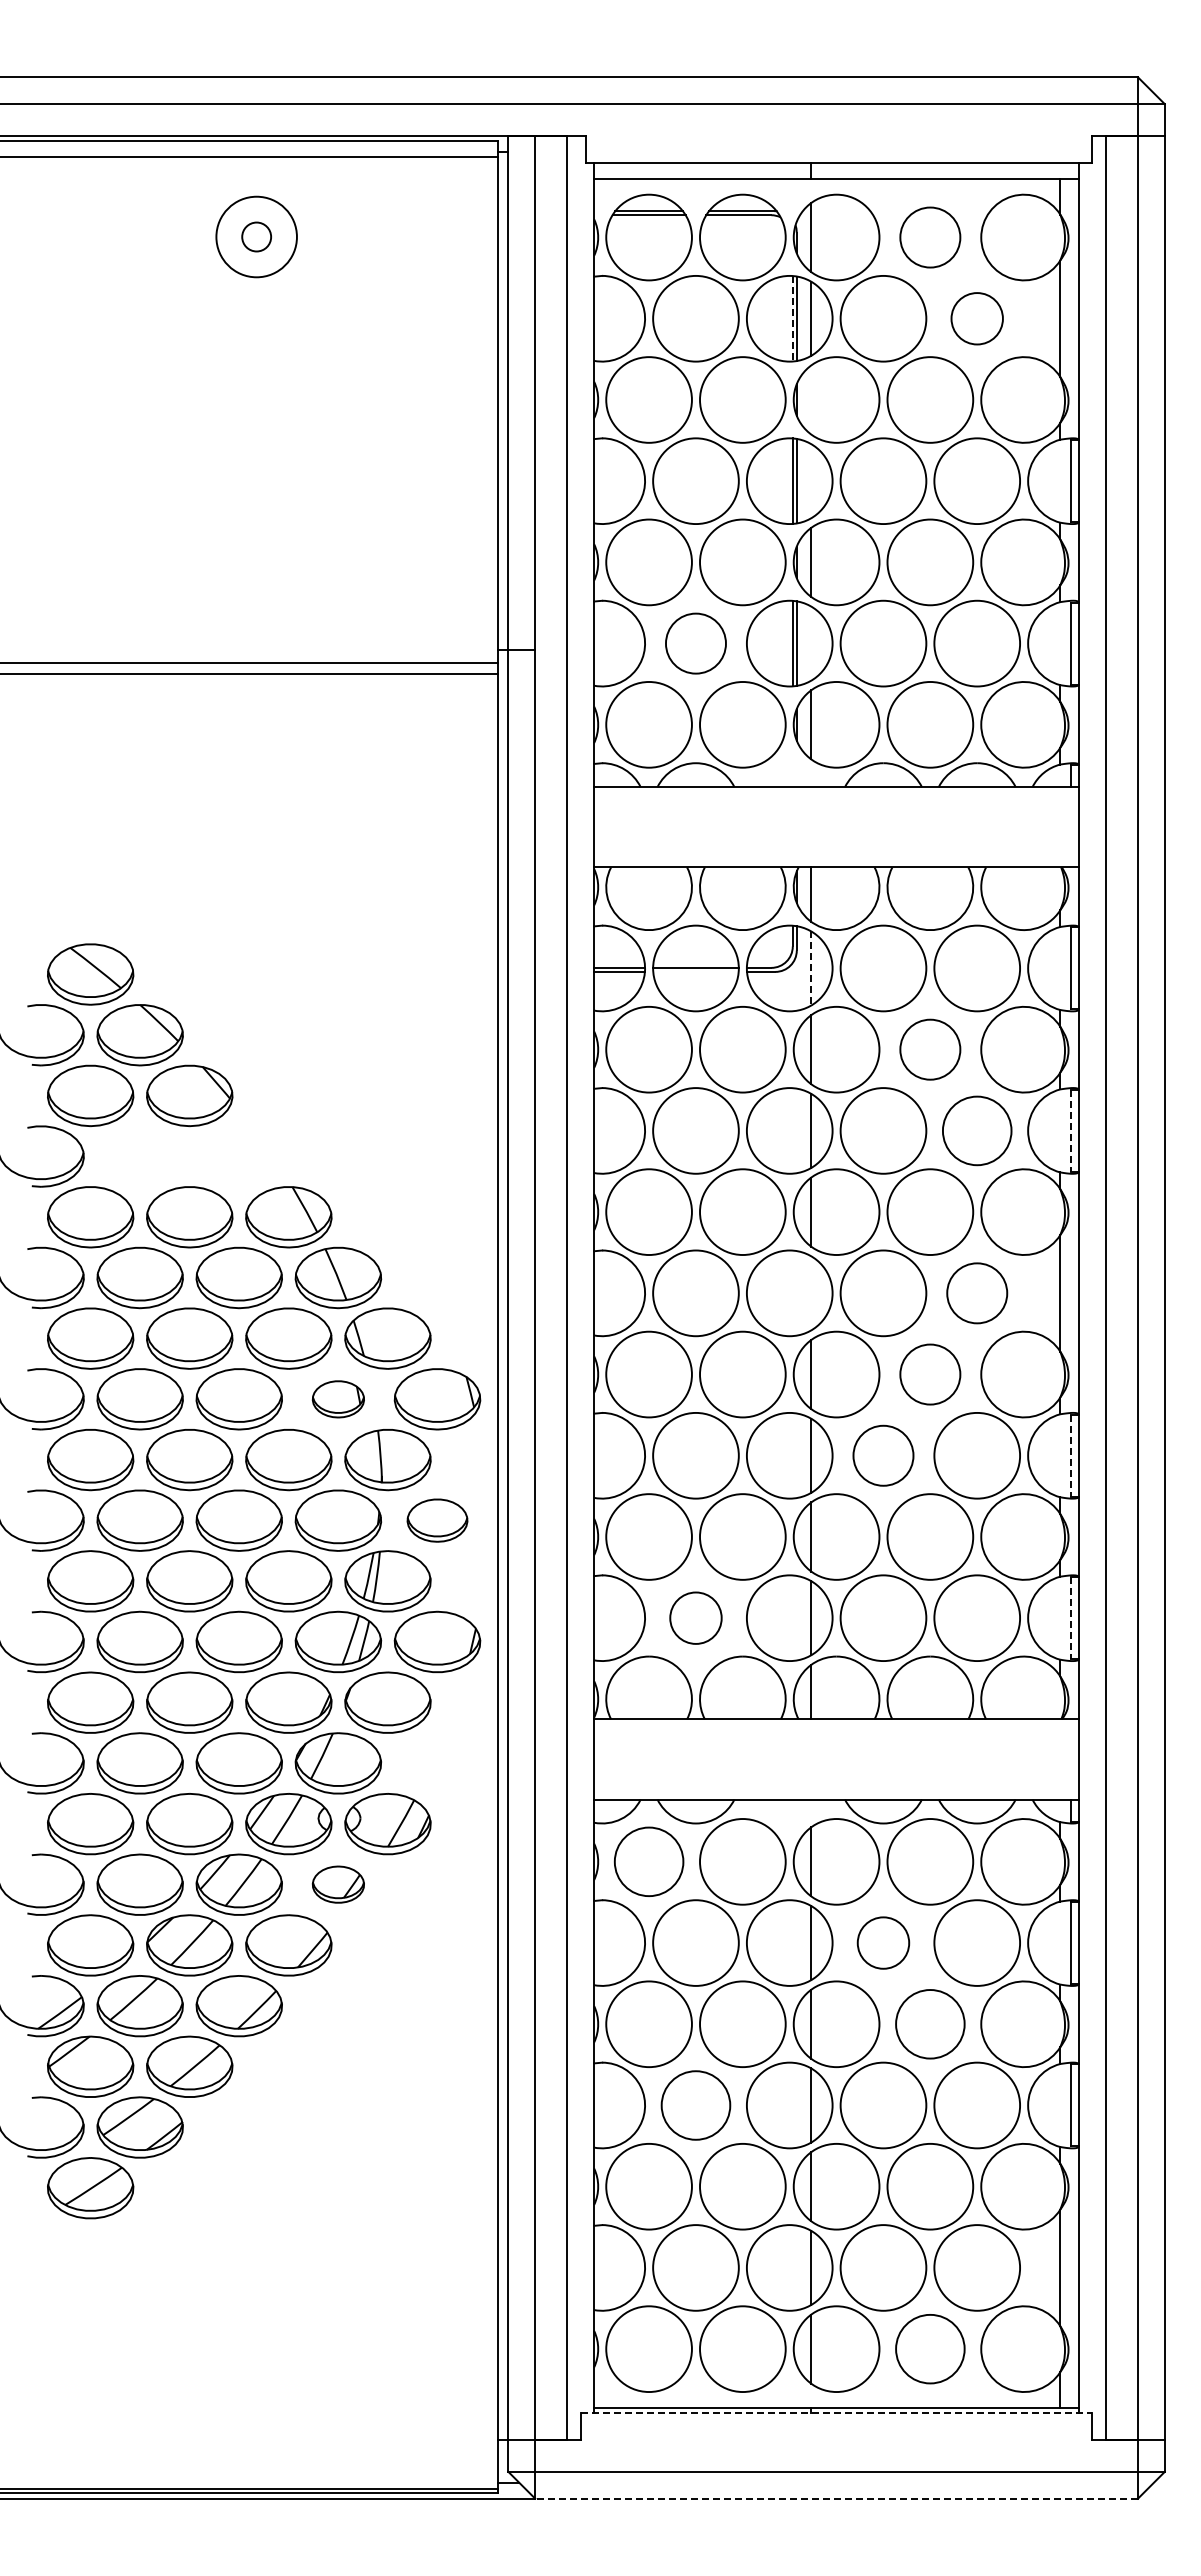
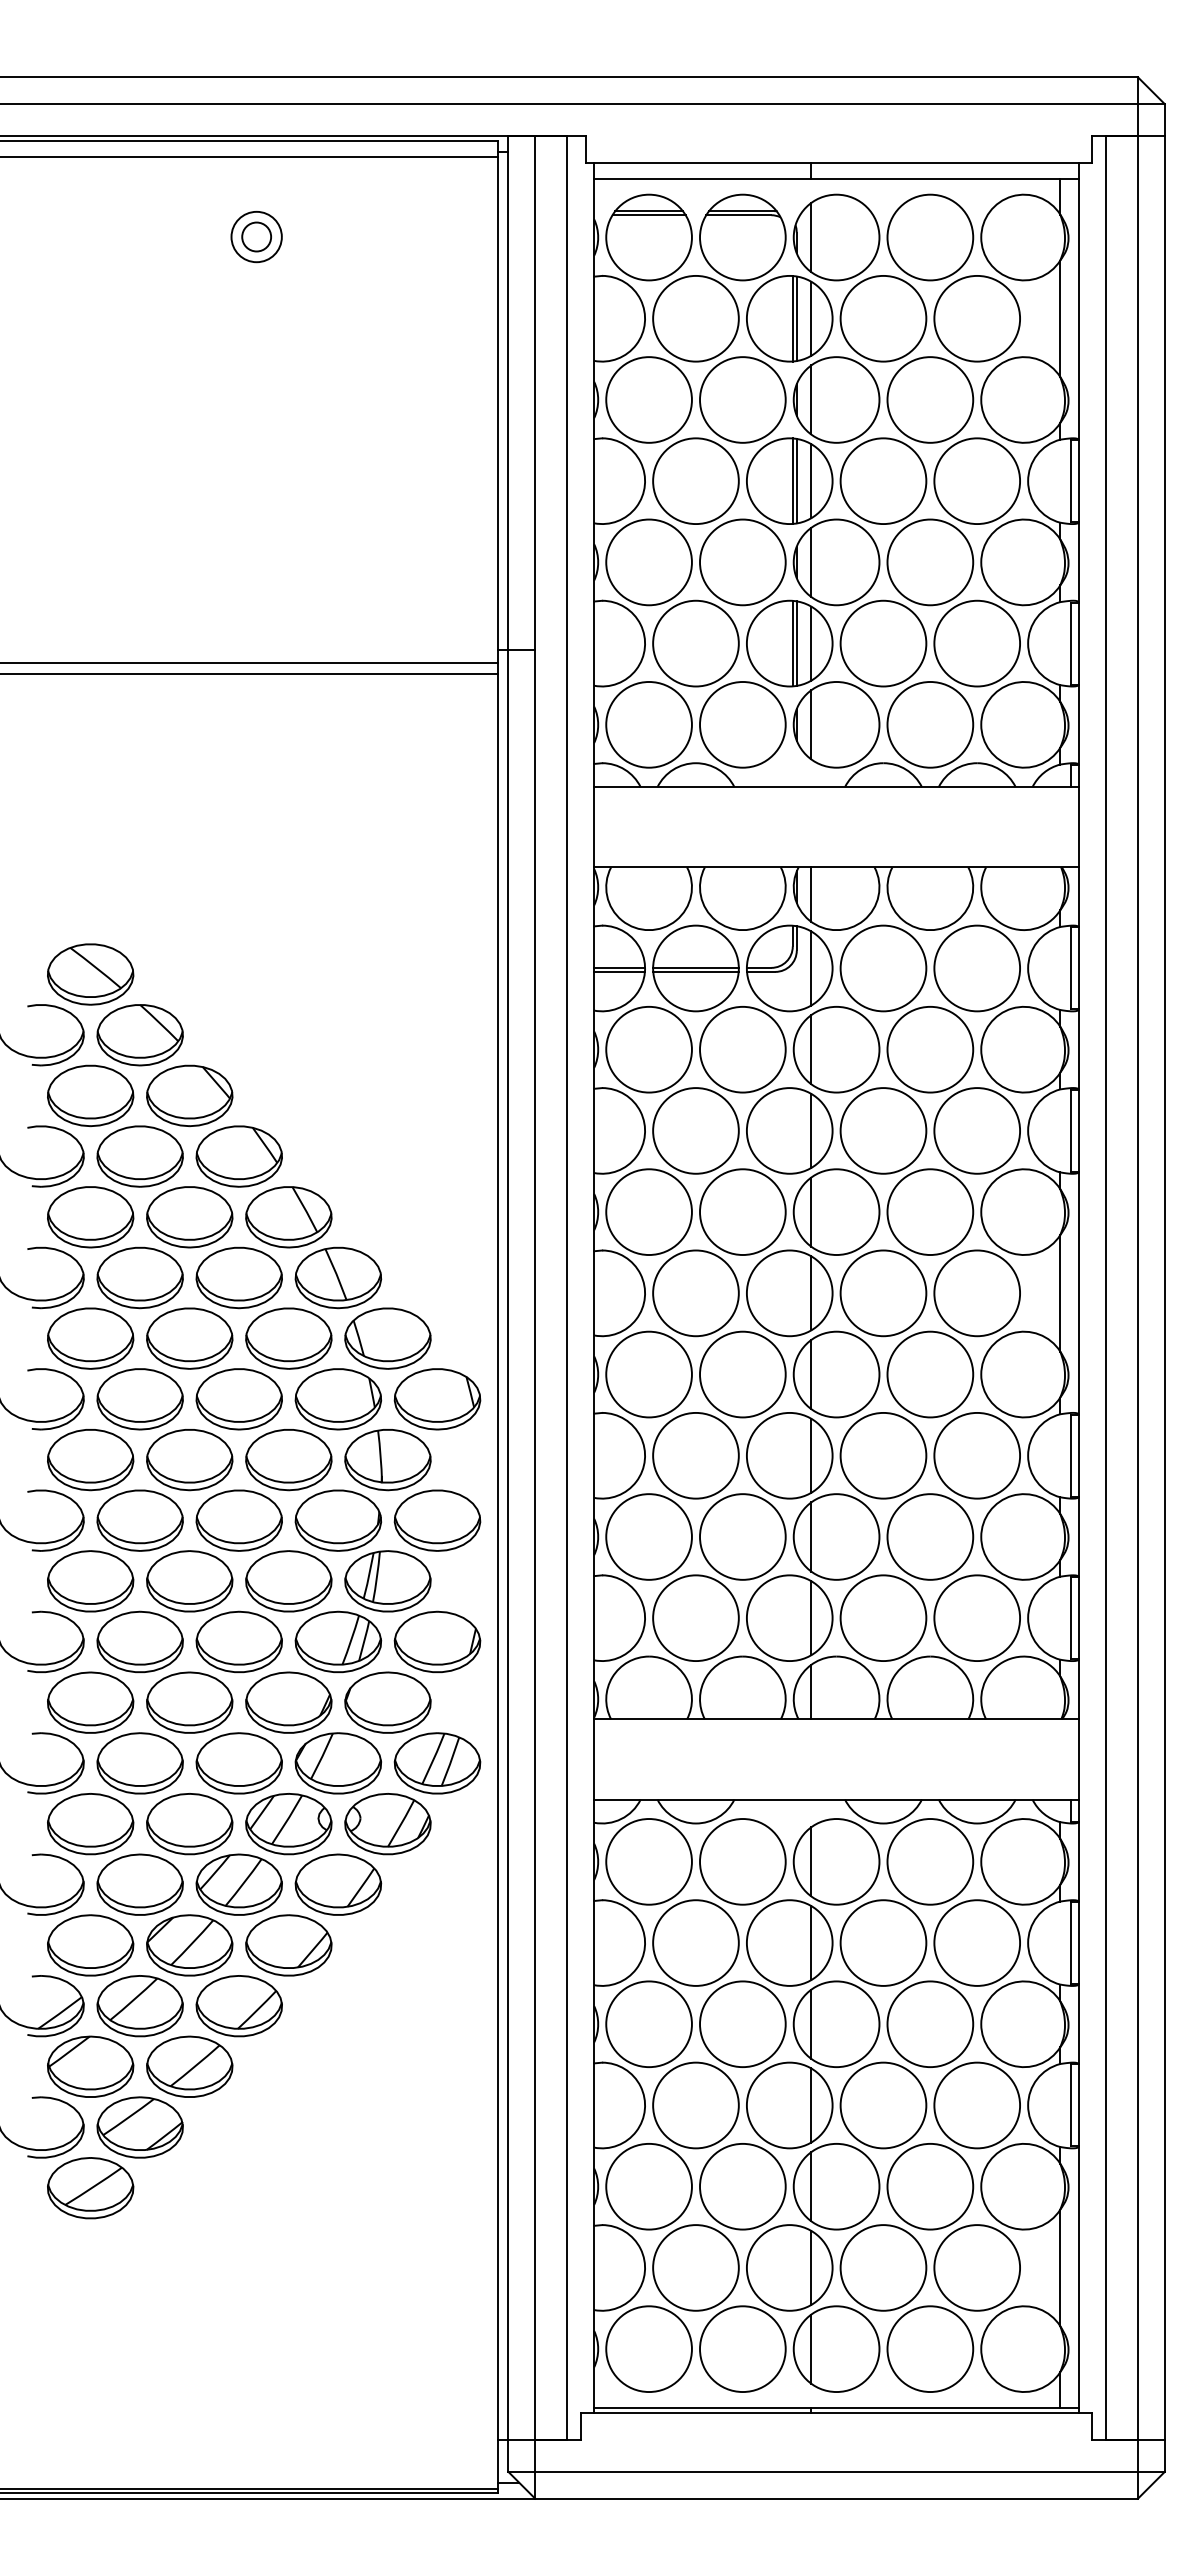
circle diameter: 81 px -> 50 px (256, 236)
circle diameter: 60 px -> 86 px (930, 237)
line: dashed -> solid (792, 318)
circle diameter: 51 px -> 86 px (977, 318)
line: none -> present (811, 399)
line: none -> present (811, 481)
circle diameter: 60 px -> 86 px (695, 643)
line: none -> present (811, 643)
line: dashed -> solid (811, 968)
line: none -> present (695, 971)
circle diameter: 60 px -> 86 px (930, 1049)
circle diameter: 69 px -> 86 px (977, 1130)
line: dashed -> solid (1070, 1131)
part: none -> present (139, 1156)
part: none -> present (238, 1156)
line: none -> present (811, 1293)
circle diameter: 60 px -> 86 px (977, 1293)
circle diameter: 60 px -> 86 px (930, 1374)
part size: 54x39 px -> 89x63 px (338, 1399)
circle diameter: 60 px -> 86 px (883, 1455)
line: dashed -> solid (1070, 1456)
part size: 63x45 px -> 89x63 px (437, 1520)
circle diameter: 51 px -> 86 px (695, 1618)
line: dashed -> solid (1070, 1618)
part: none -> present (437, 1763)
circle diameter: 69 px -> 86 px (648, 1861)
part size: 54x39 px -> 89x63 px (338, 1884)
circle diameter: 51 px -> 86 px (883, 1942)
circle diameter: 69 px -> 86 px (930, 2024)
circle diameter: 69 px -> 86 px (695, 2105)
circle diameter: 69 px -> 86 px (930, 2349)
line: dashed -> solid (836, 2413)
line: dashed -> solid (836, 2498)
